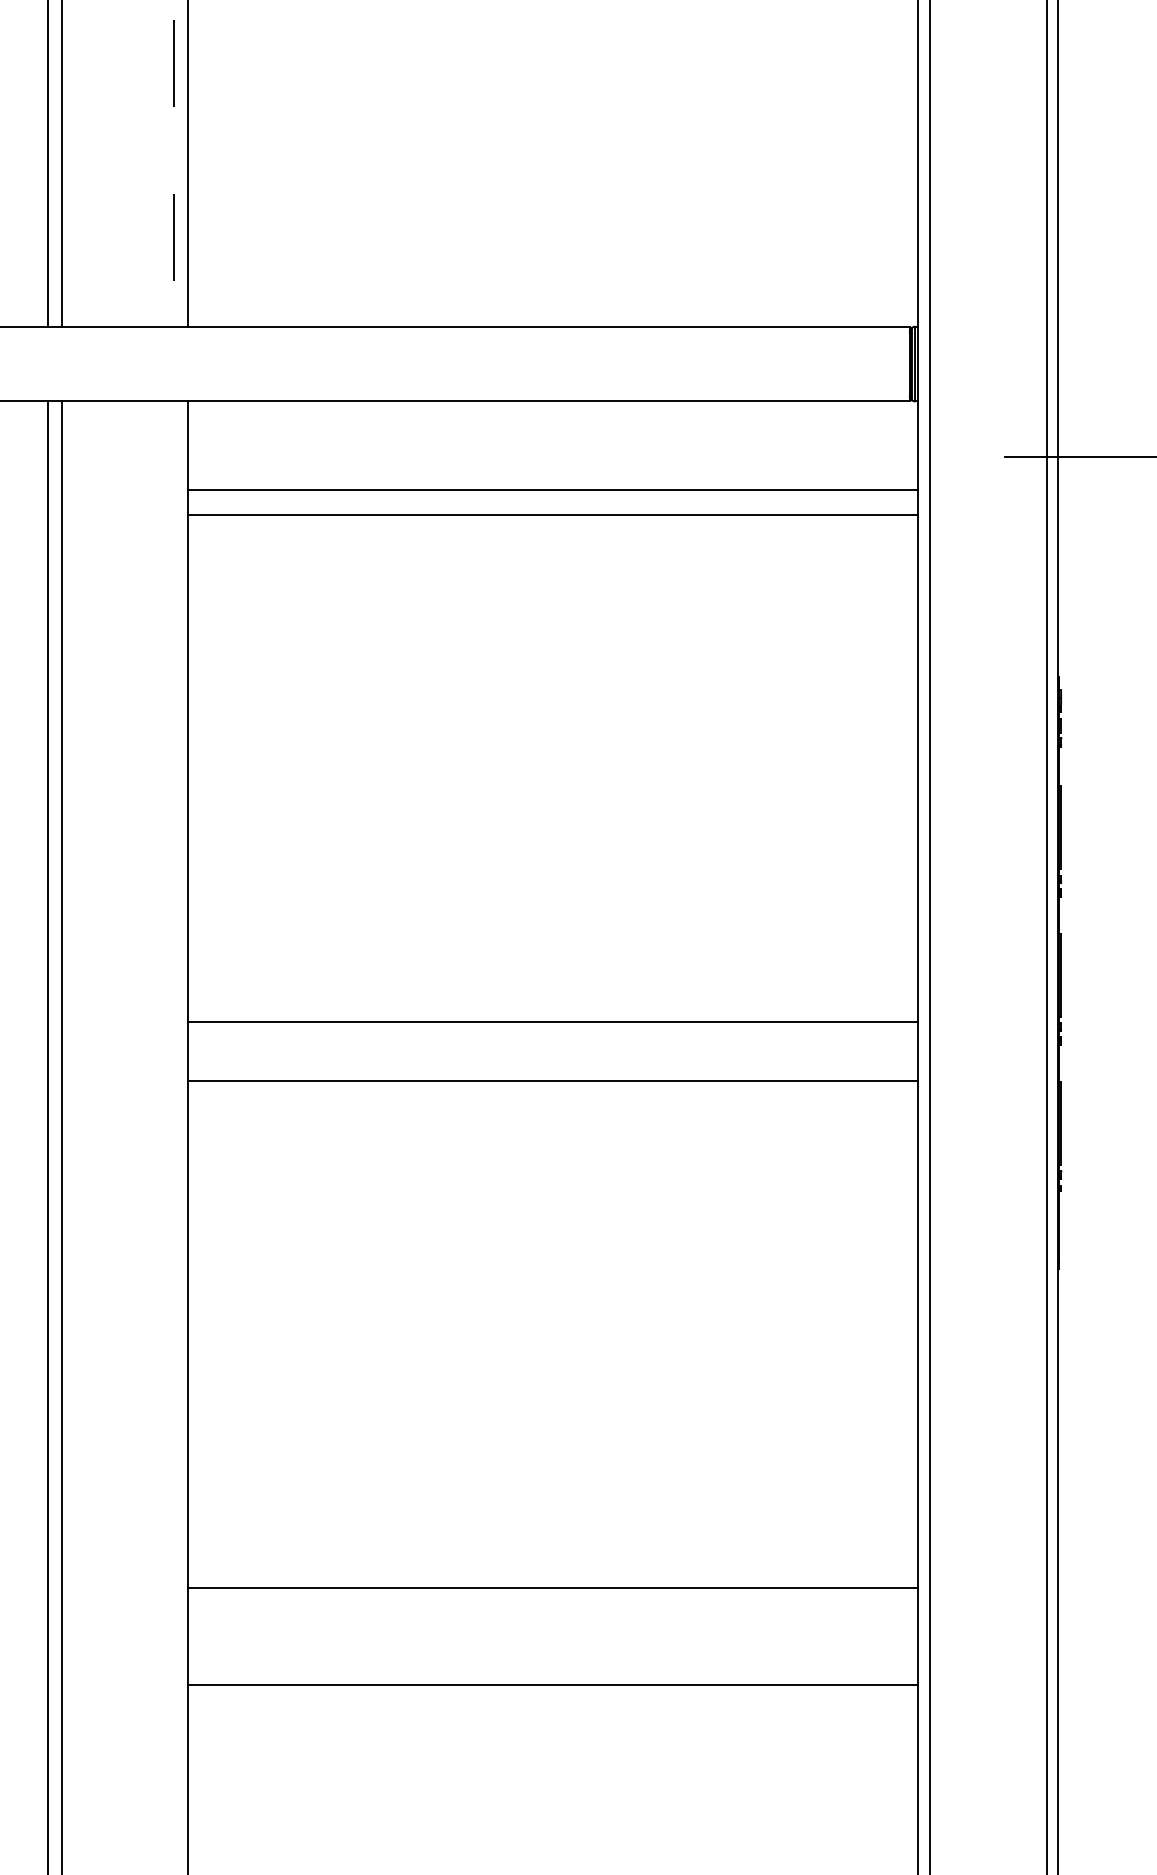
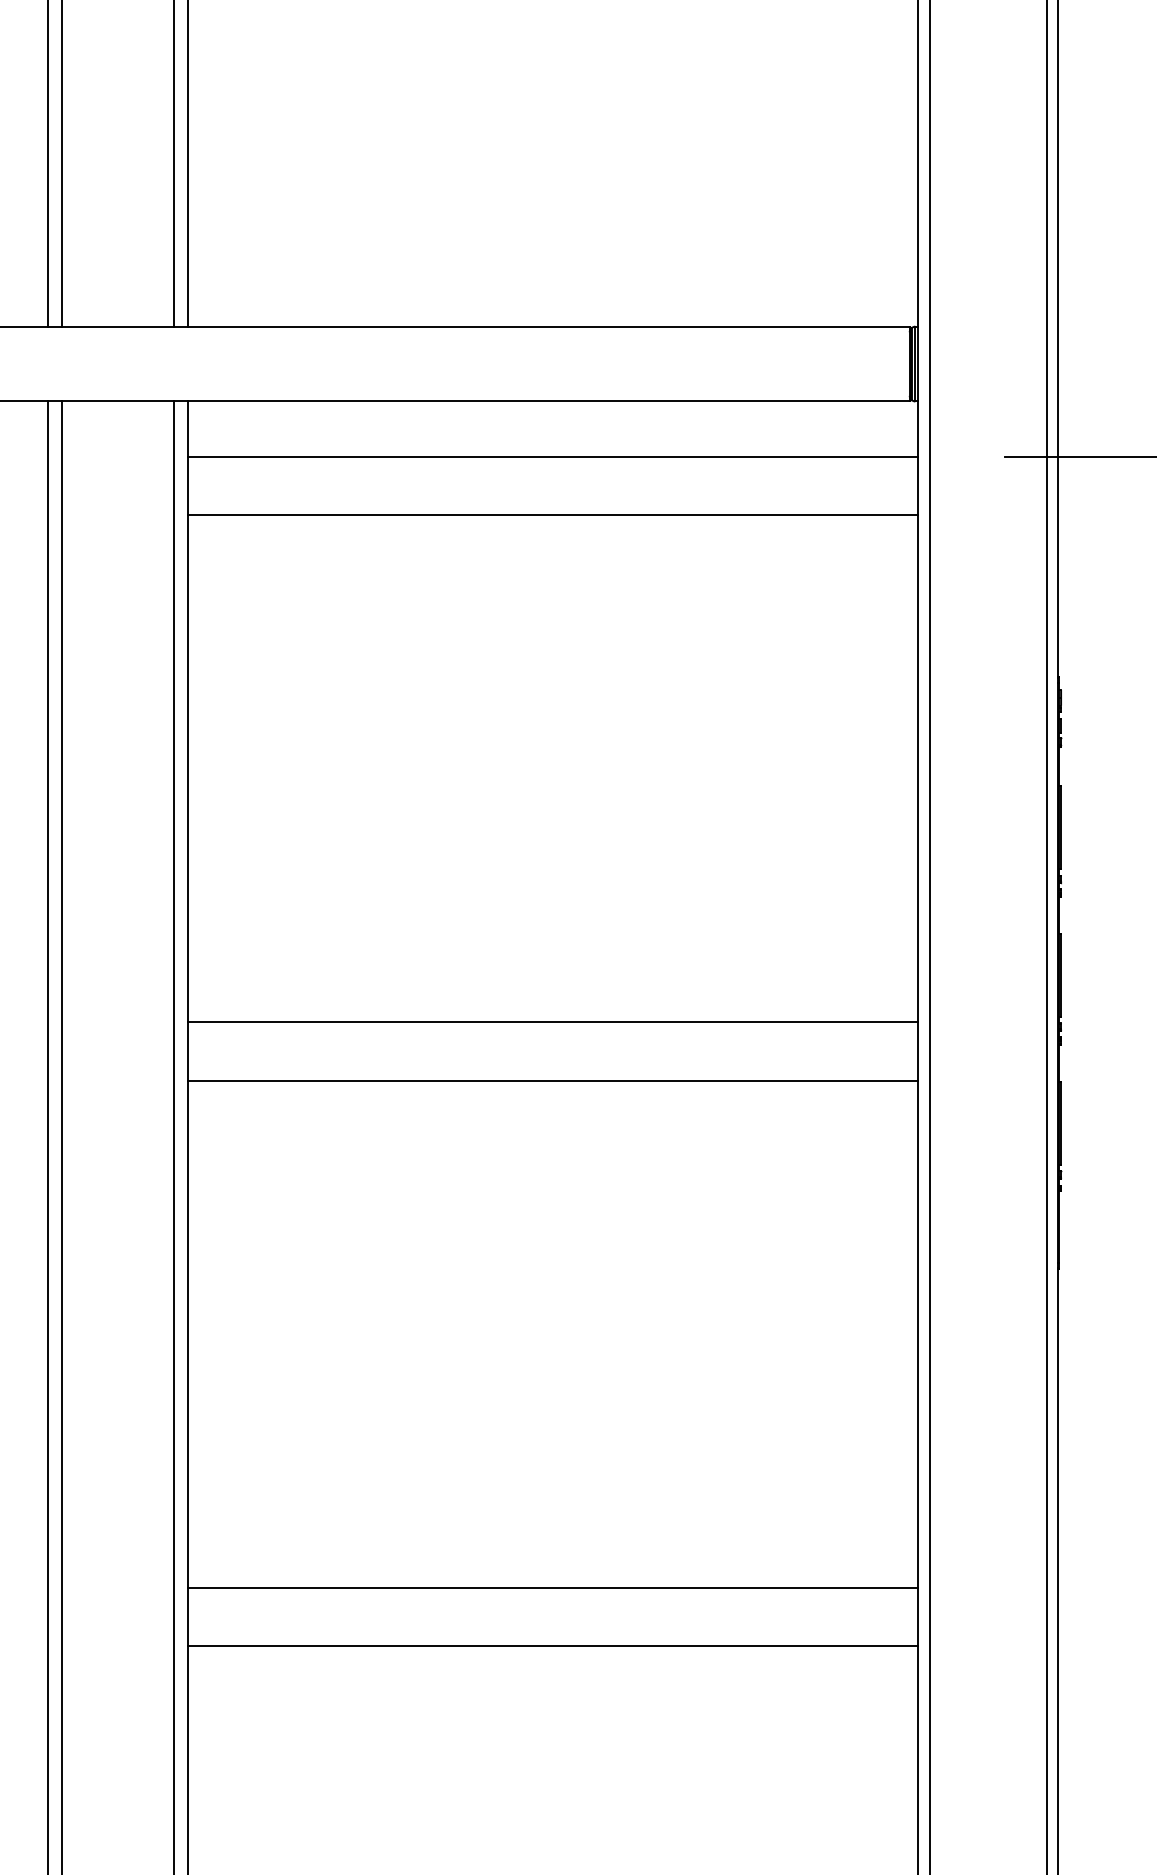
line: dashed -> solid (173, 164)
line position: (552, 489) -> (552, 456) (552, 456)
line: none -> present (173, 1135)
line position: (552, 1685) -> (552, 1646) (552, 1646)
